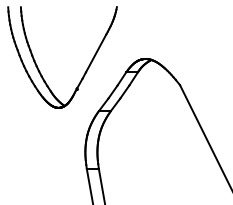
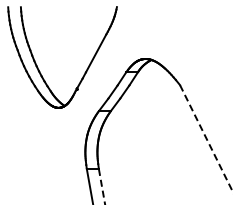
line: solid -> dashed (206, 138)
line: solid -> dashed (101, 186)
